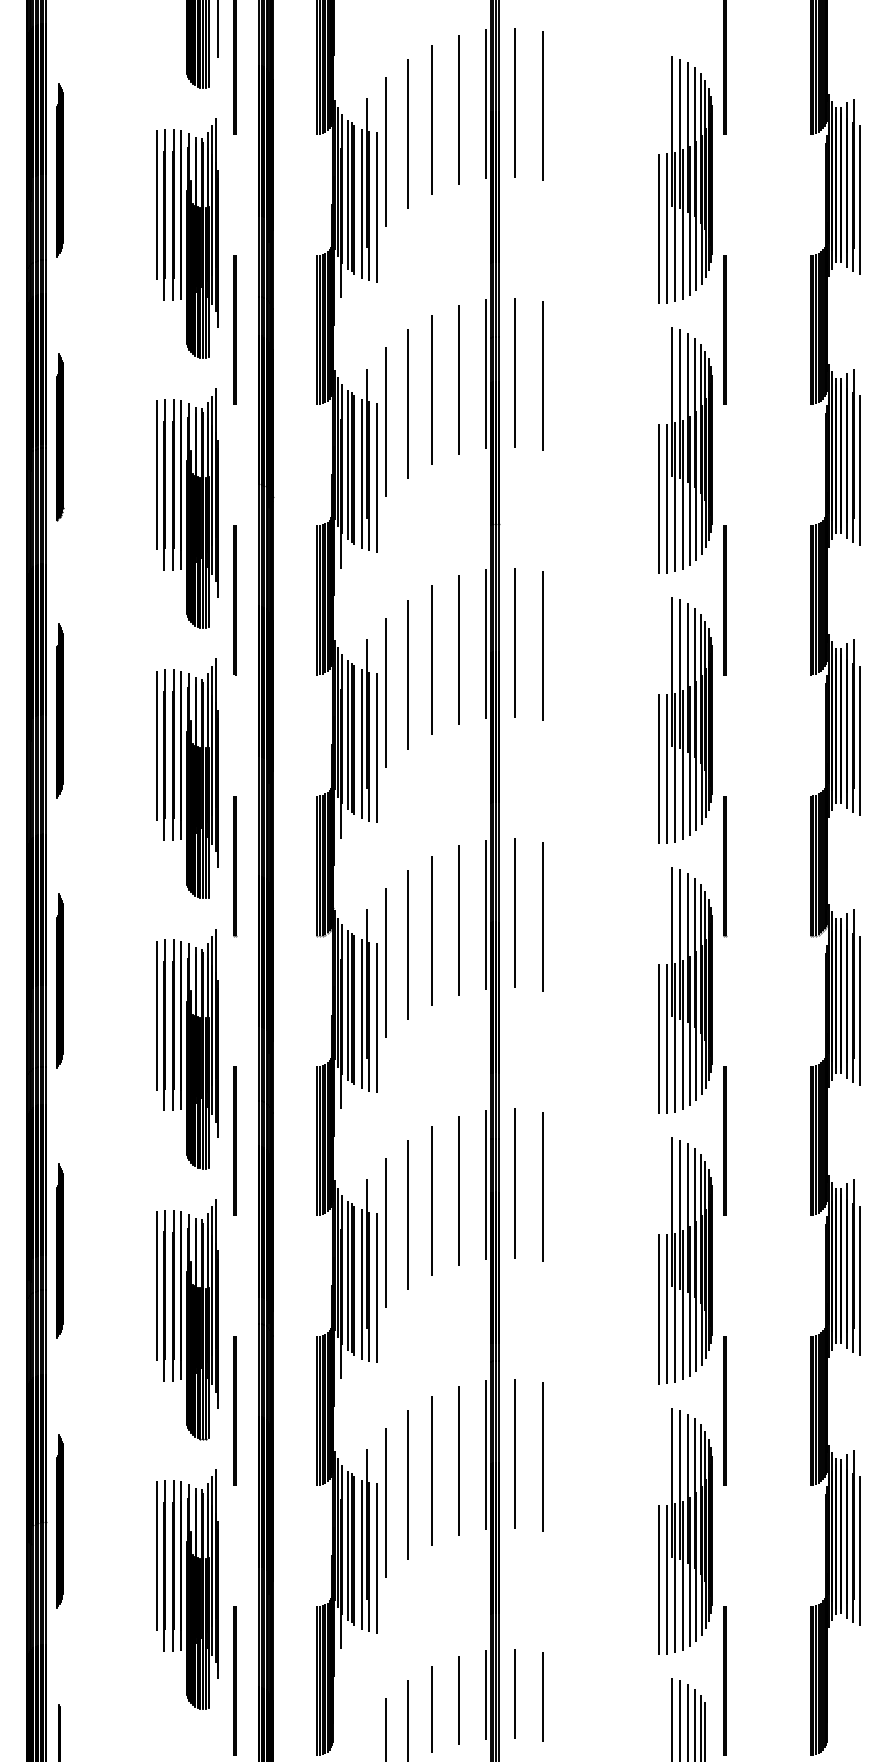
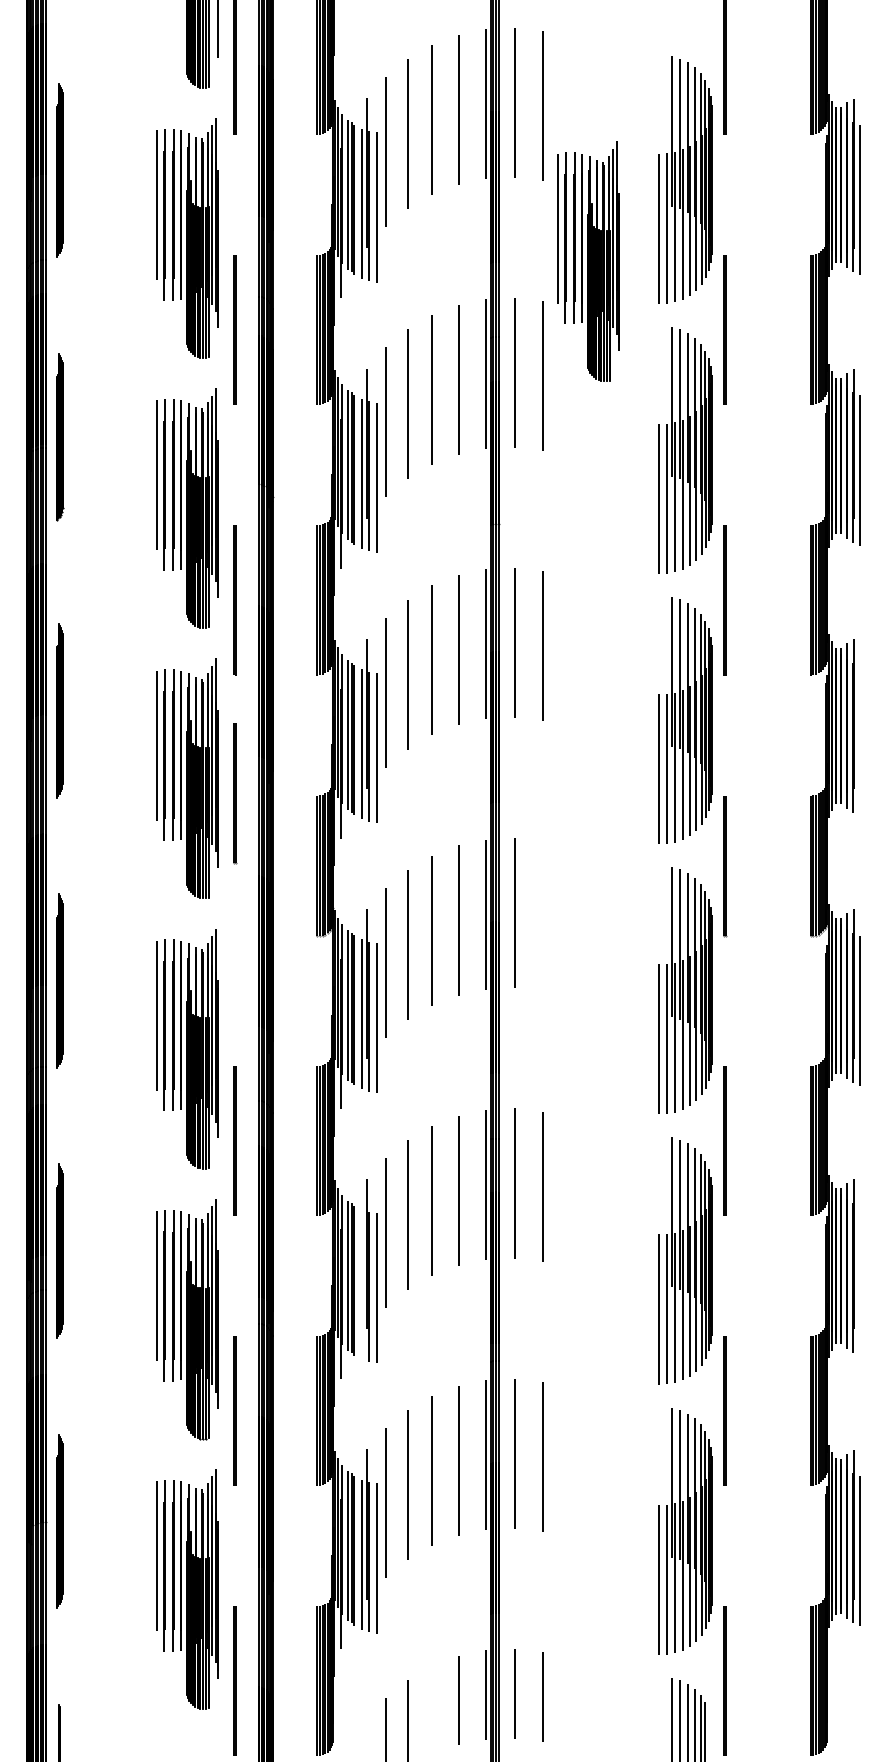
part: none -> present (588, 261)
line: present -> none (860, 740)
line position: (235, 866) -> (235, 793) (235, 793)
line: present -> none (542, 916)
line: present -> none (860, 1281)
line: present -> none (361, 1284)
line: present -> none (432, 1709)
